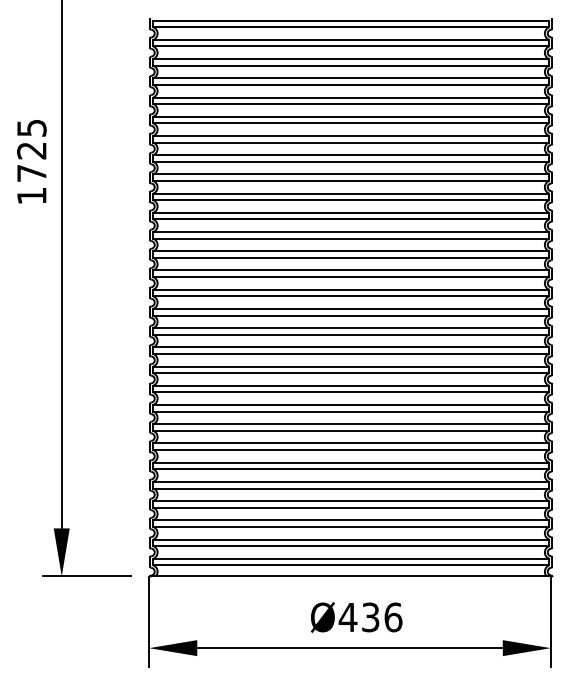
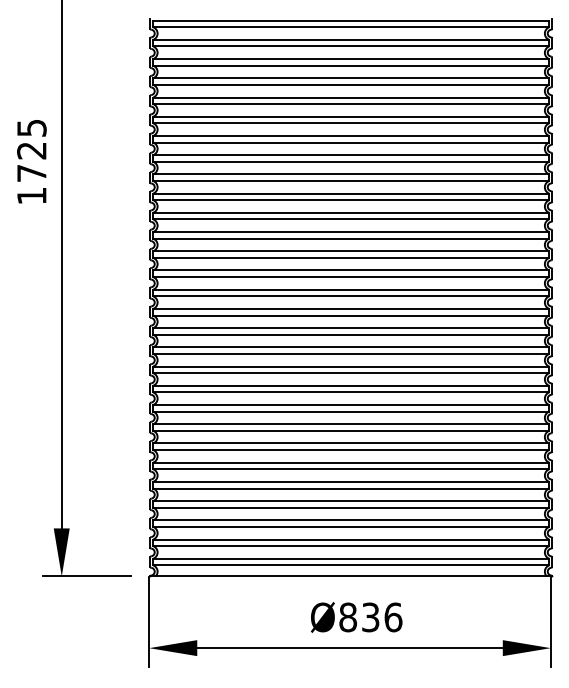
text: Ø436 -> Ø836 (347, 617)
